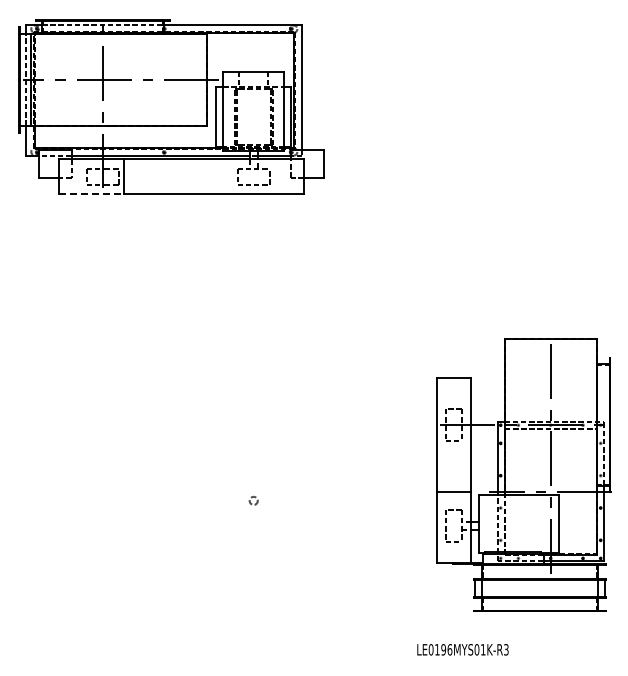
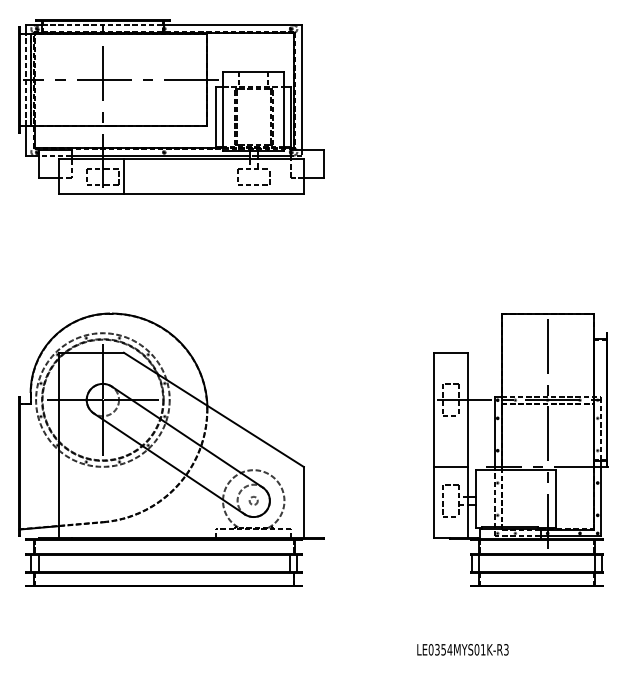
line: dashed -> solid (92, 193)
part: none -> present (171, 449)
part position: (523, 474) -> (520, 449) (520, 449)
text: LE0196MYS01K-R3 -> LE0354MYS01K-R3 (443, 649)
